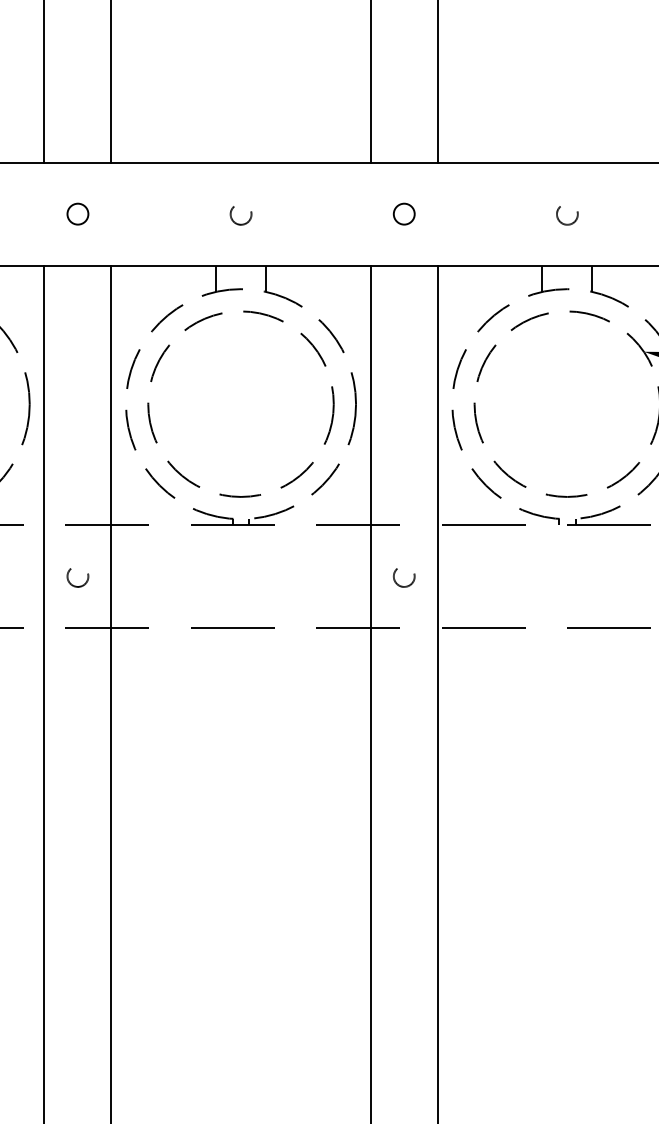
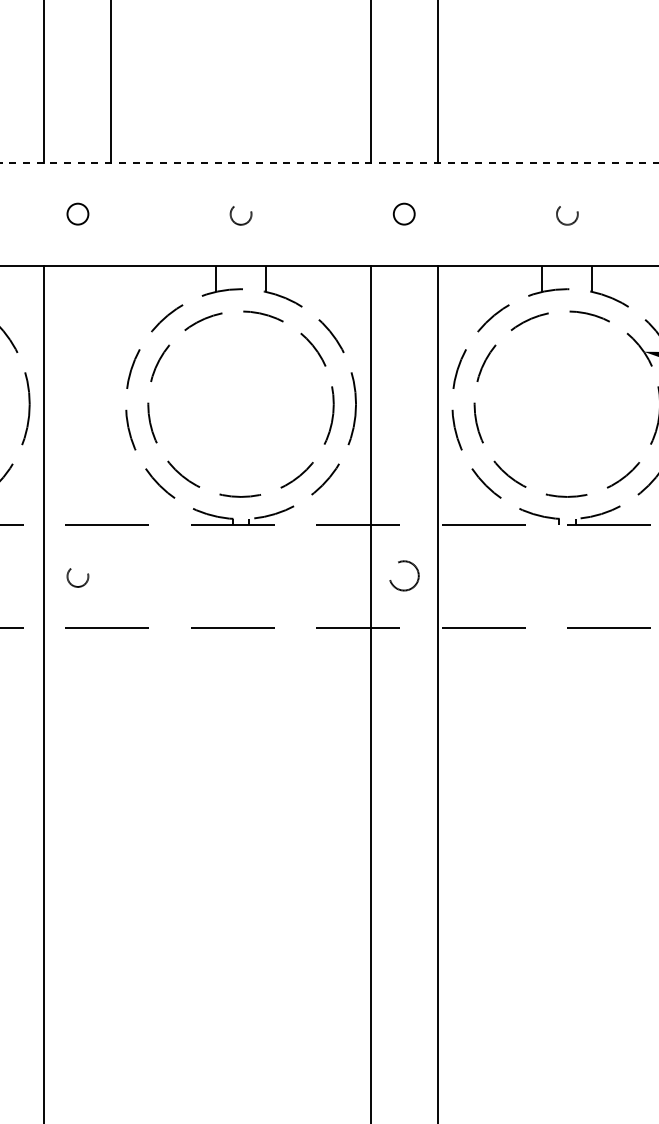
line: solid -> dashed (329, 162)
circle size: 23x20 px -> 31x32 px (404, 575)
line: present -> none (111, 692)
